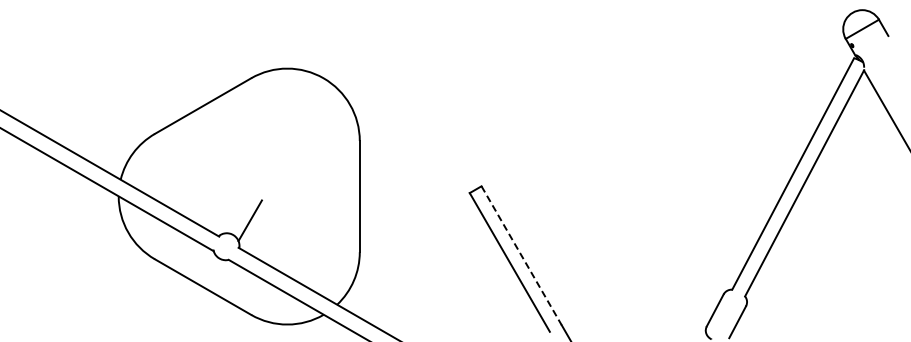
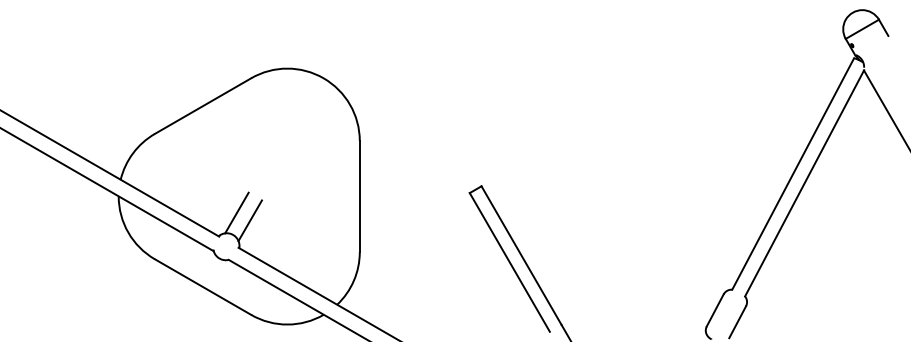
line: none -> present (236, 212)
line: dashed -> solid (521, 256)
